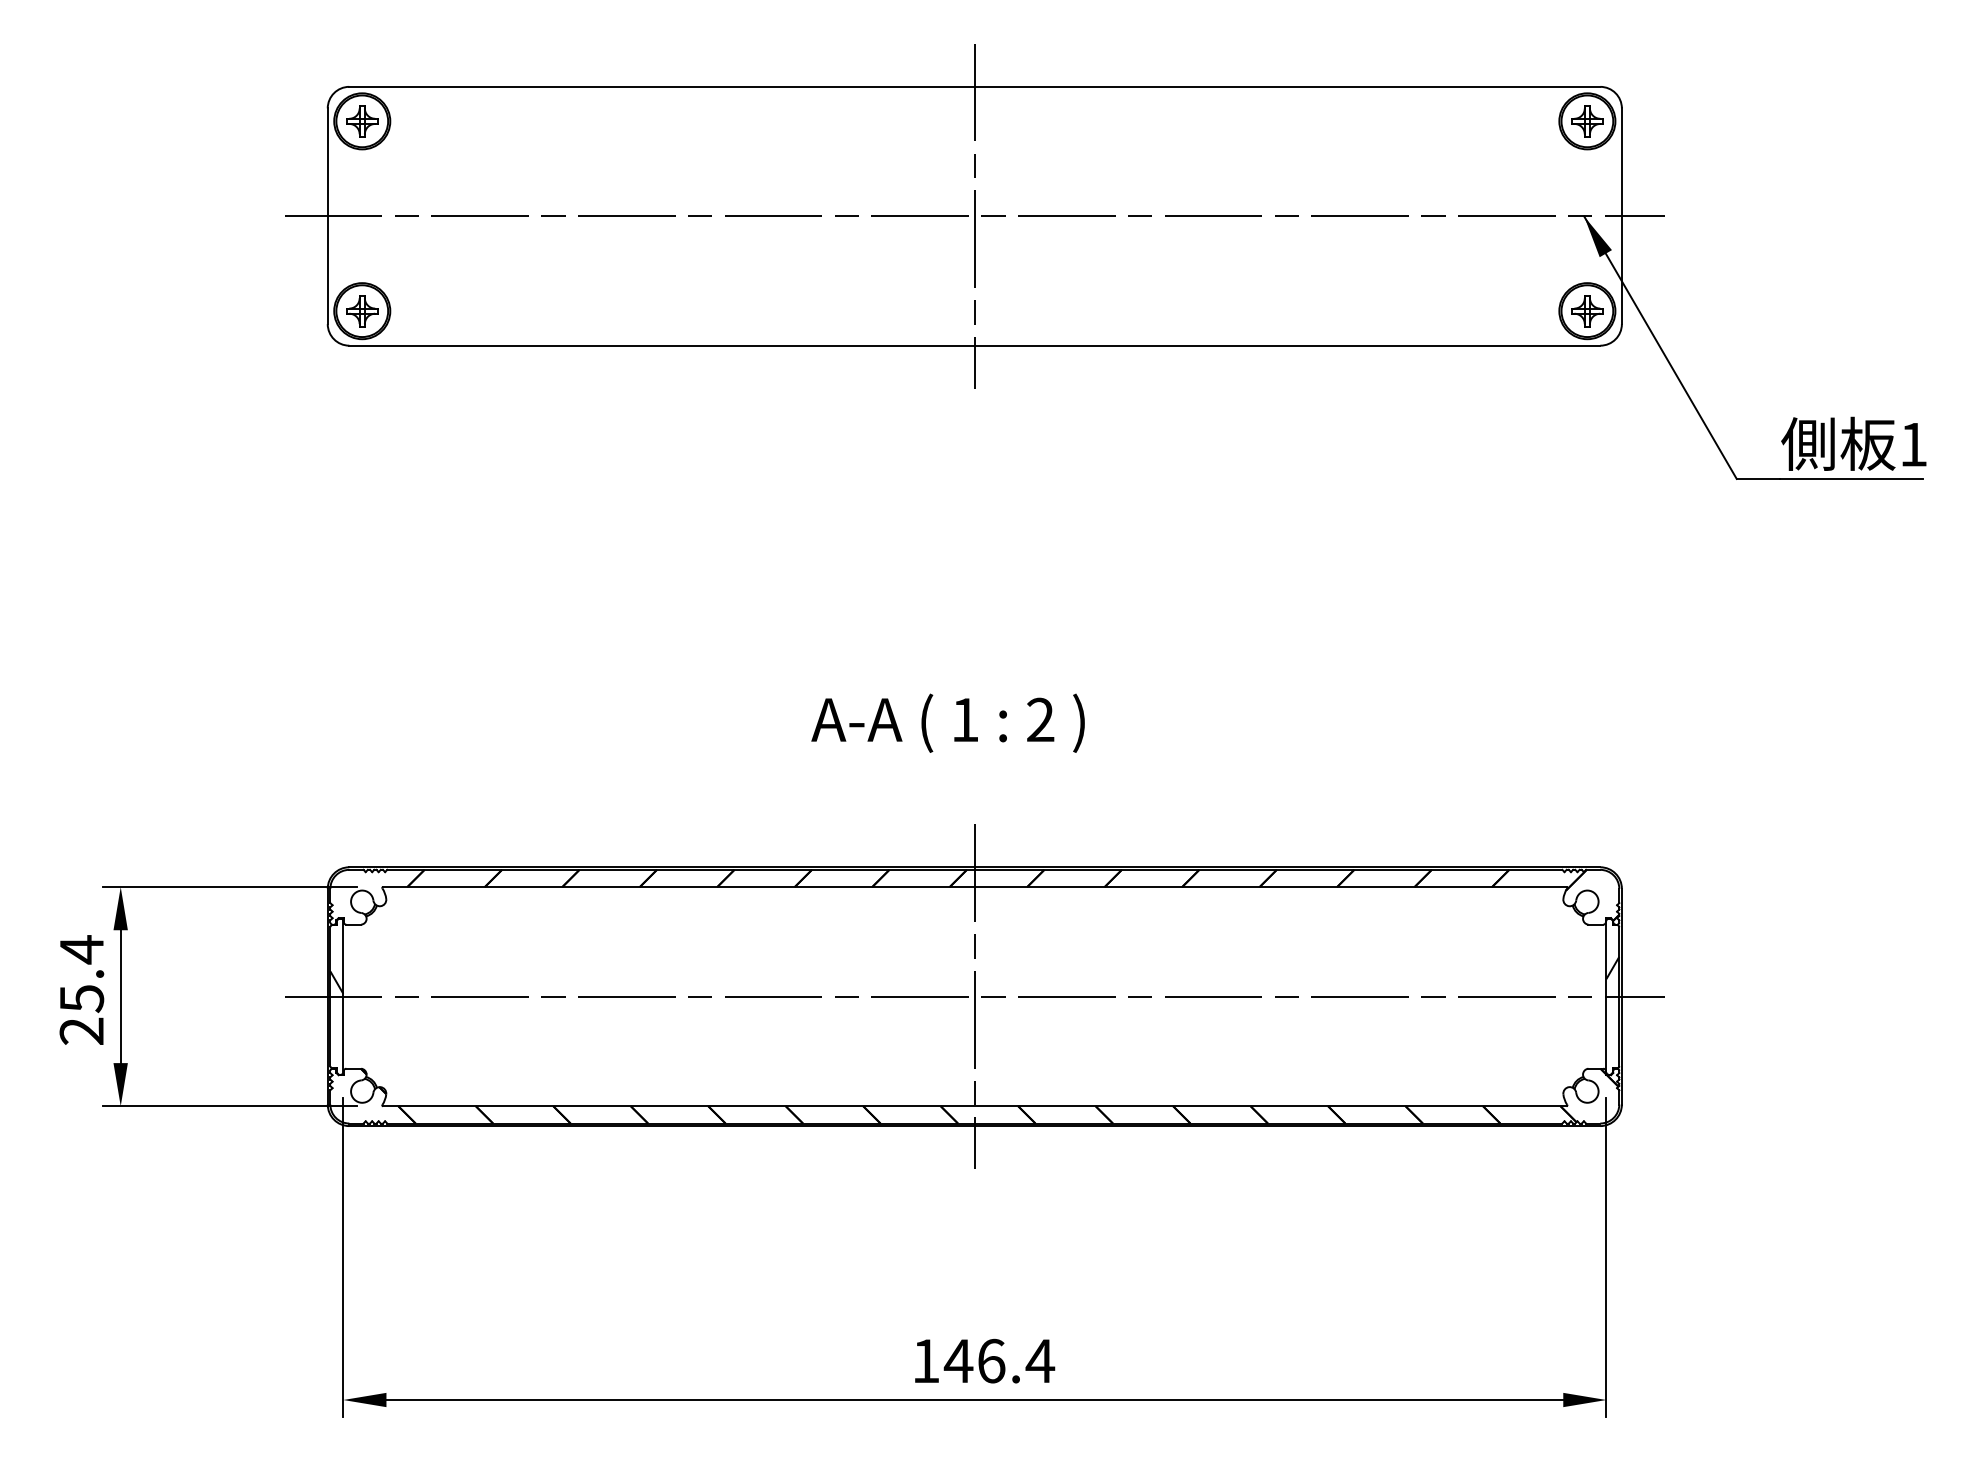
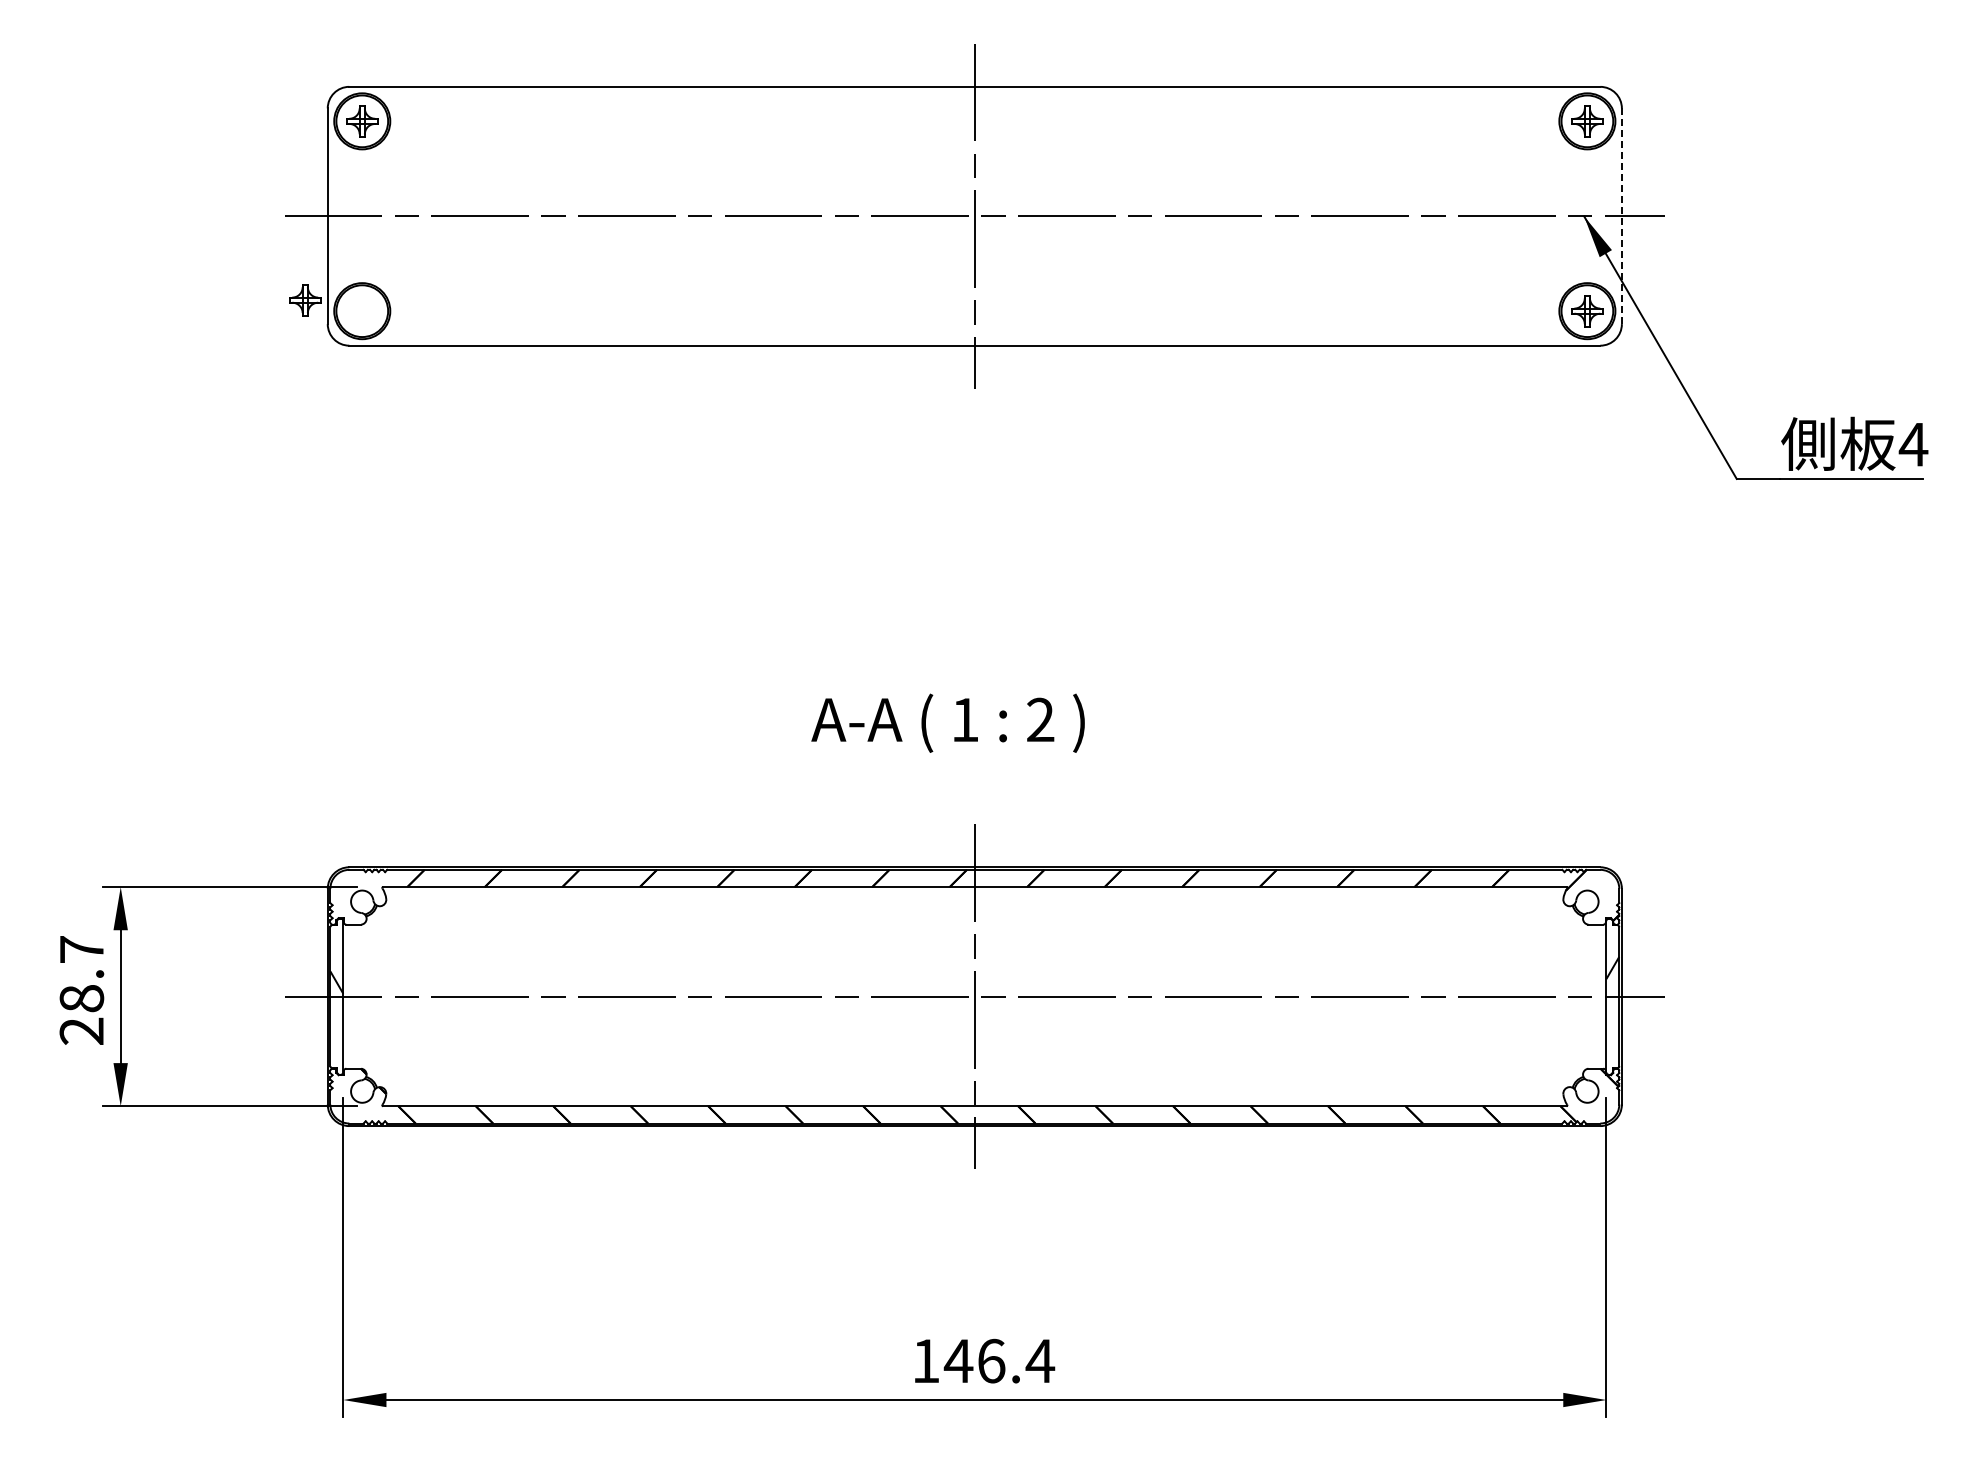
line: solid -> dashed (1621, 216)
part position: (362, 311) -> (305, 300) (305, 300)
text: 1 -> 4 (1913, 444)
text: 25.4 -> 28.7 (81, 974)
